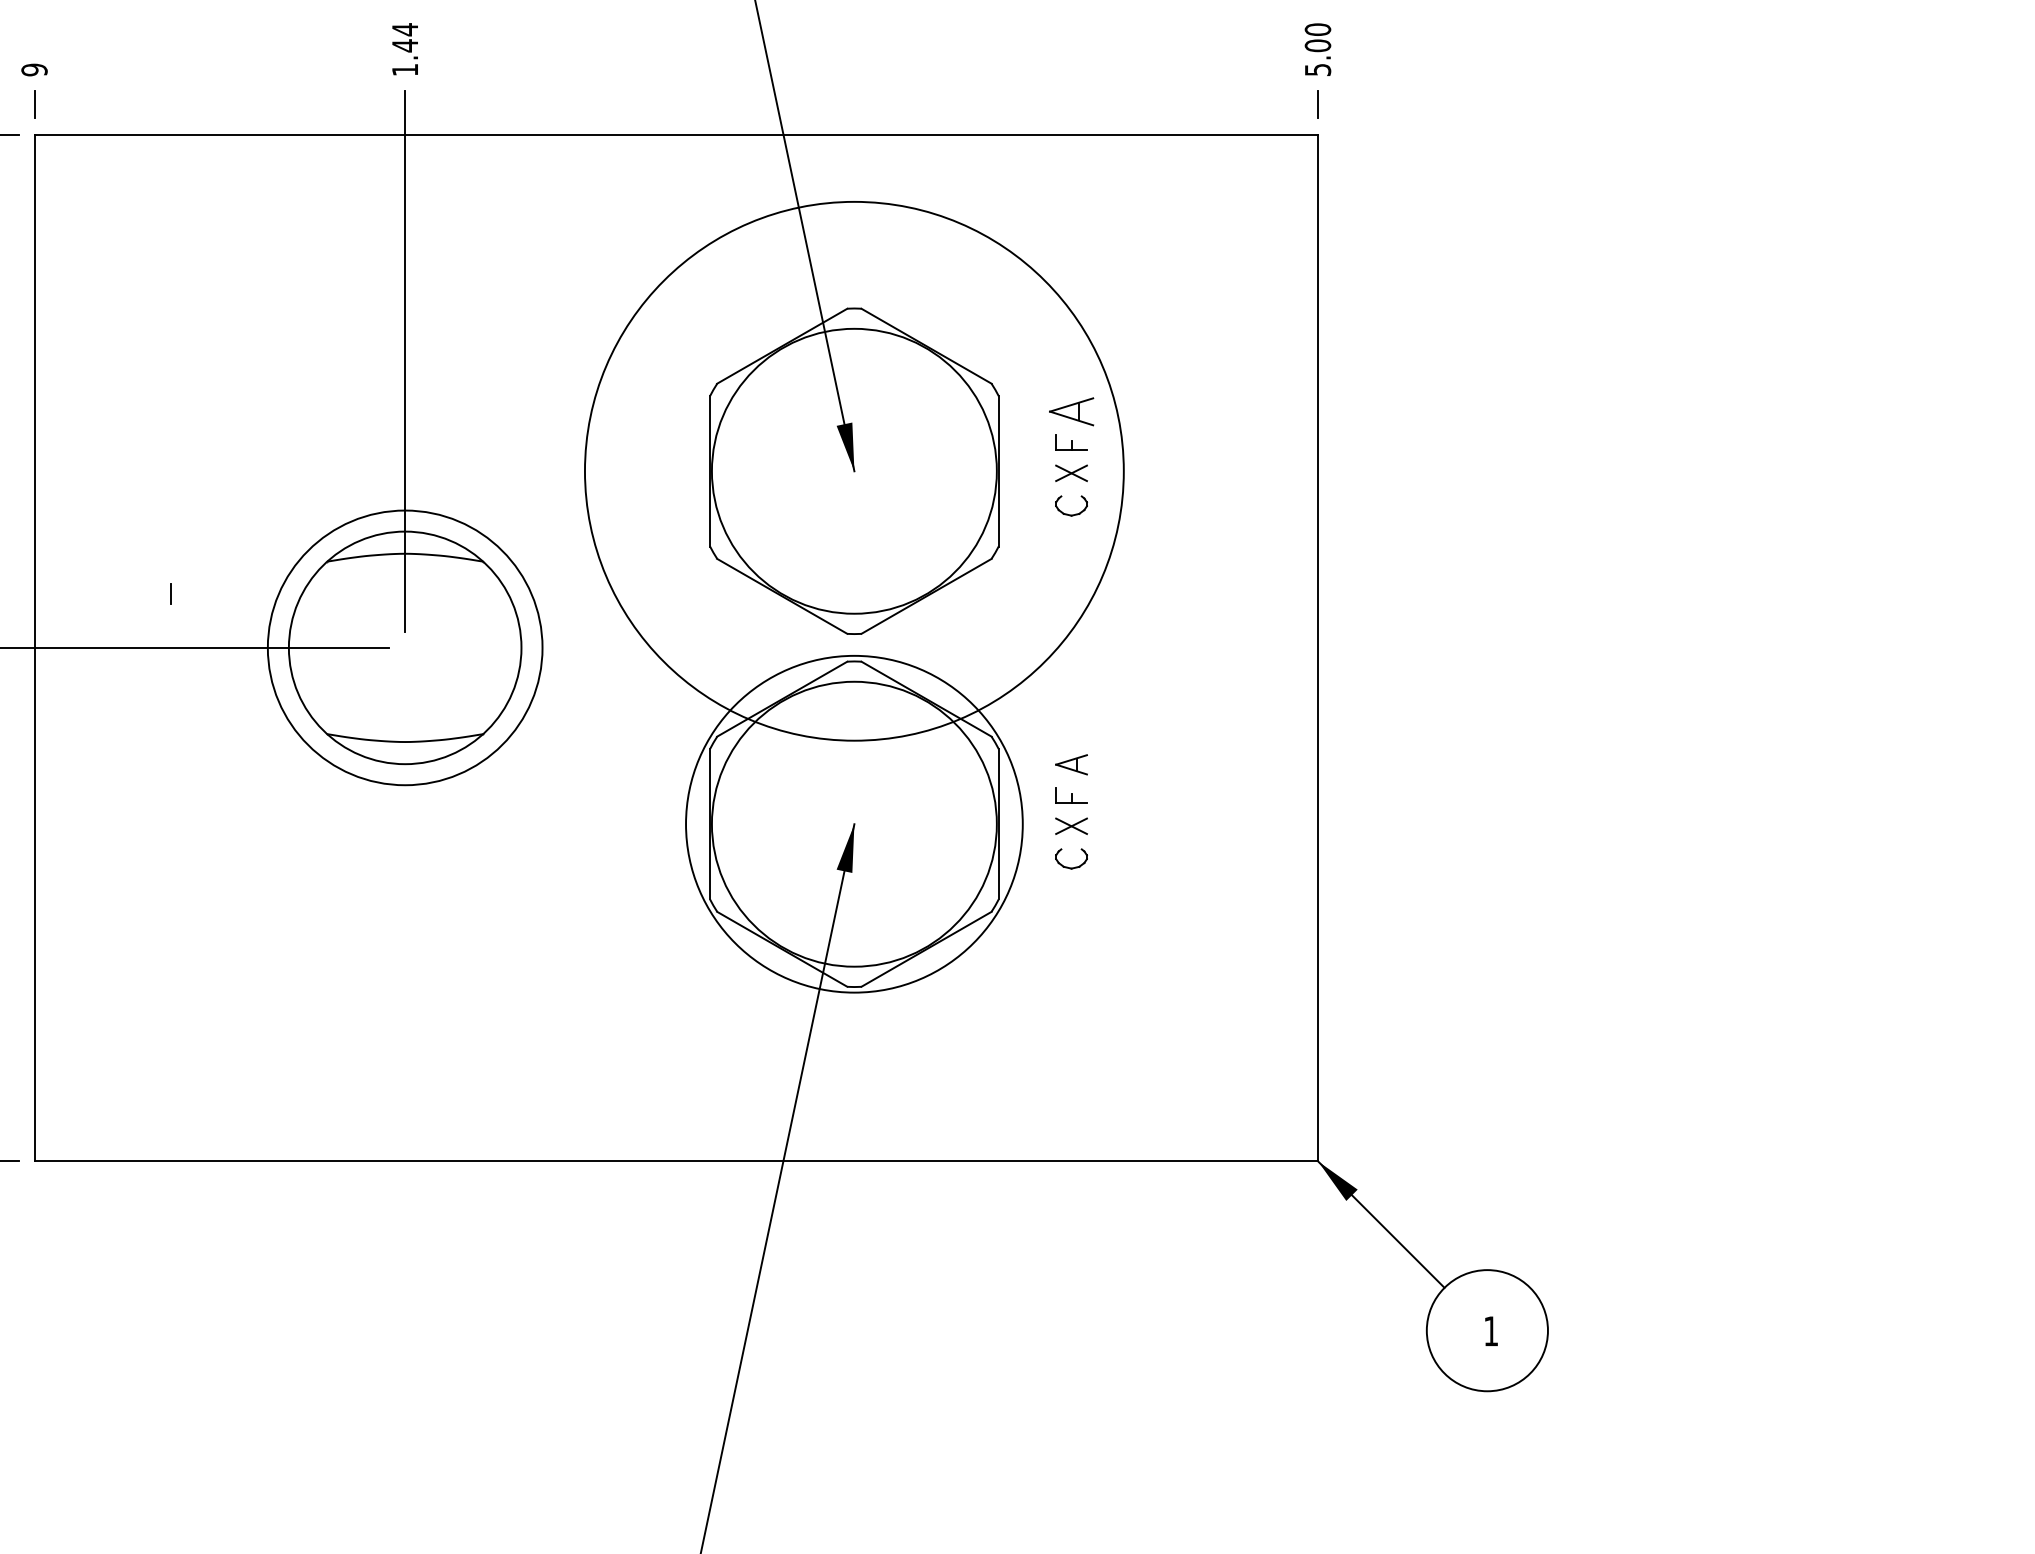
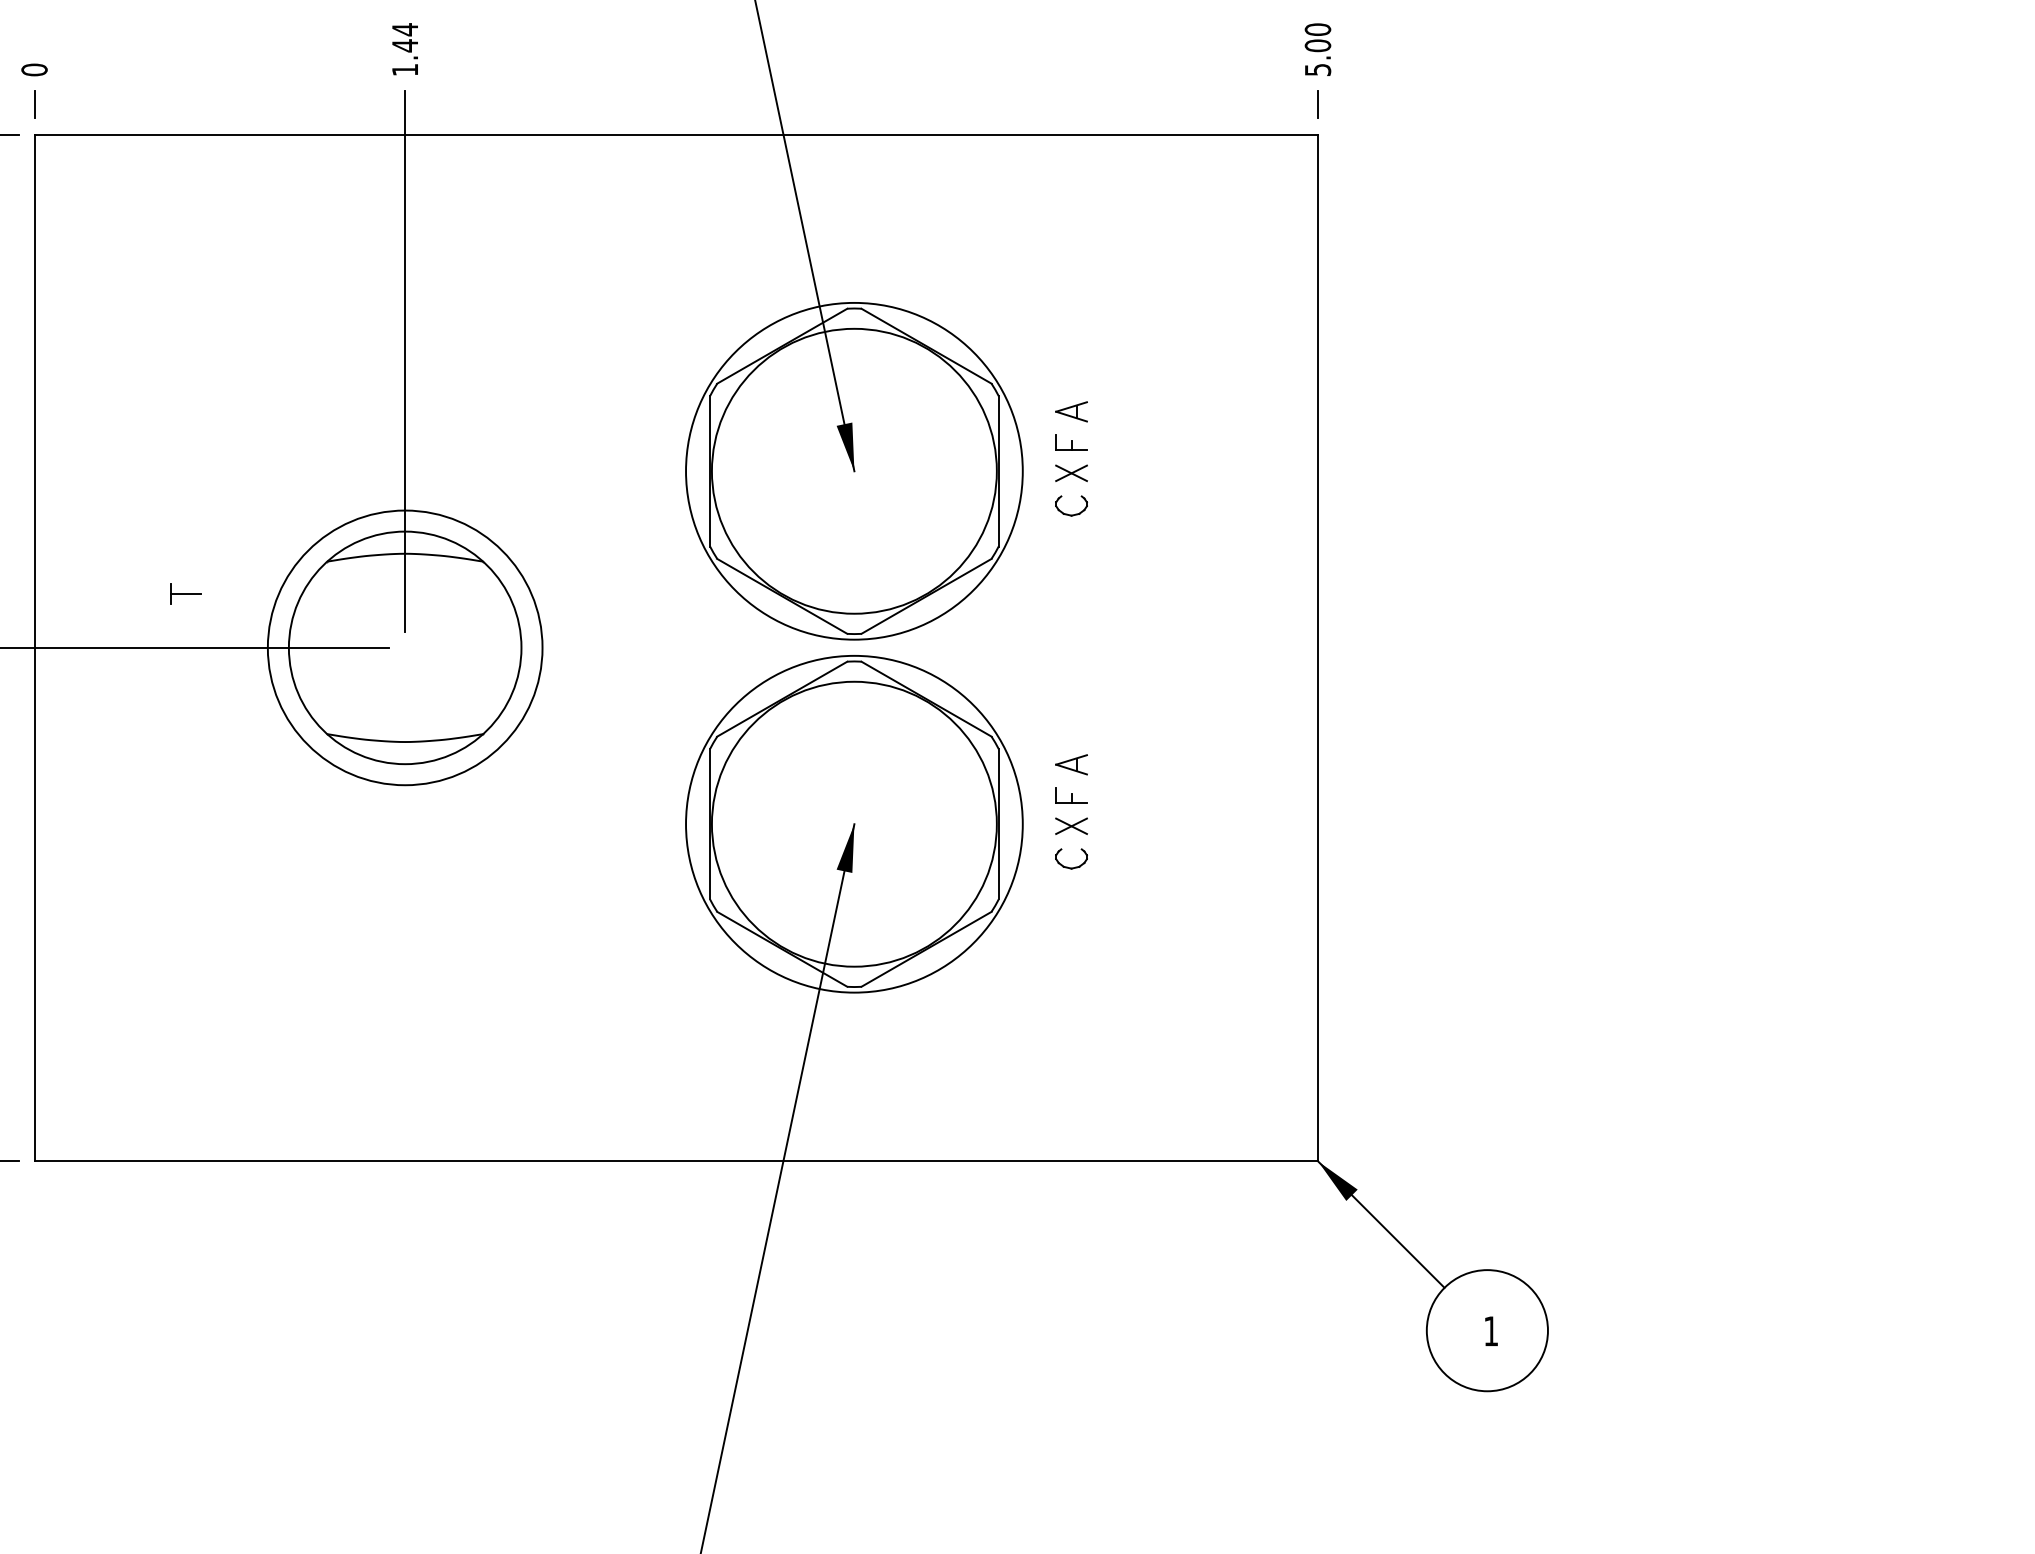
text: 9 -> 0 (34, 69)
part size: 46x30 px -> 33x22 px (1071, 411)
circle diameter: 539 px -> 337 px (854, 470)
line: none -> present (185, 594)
